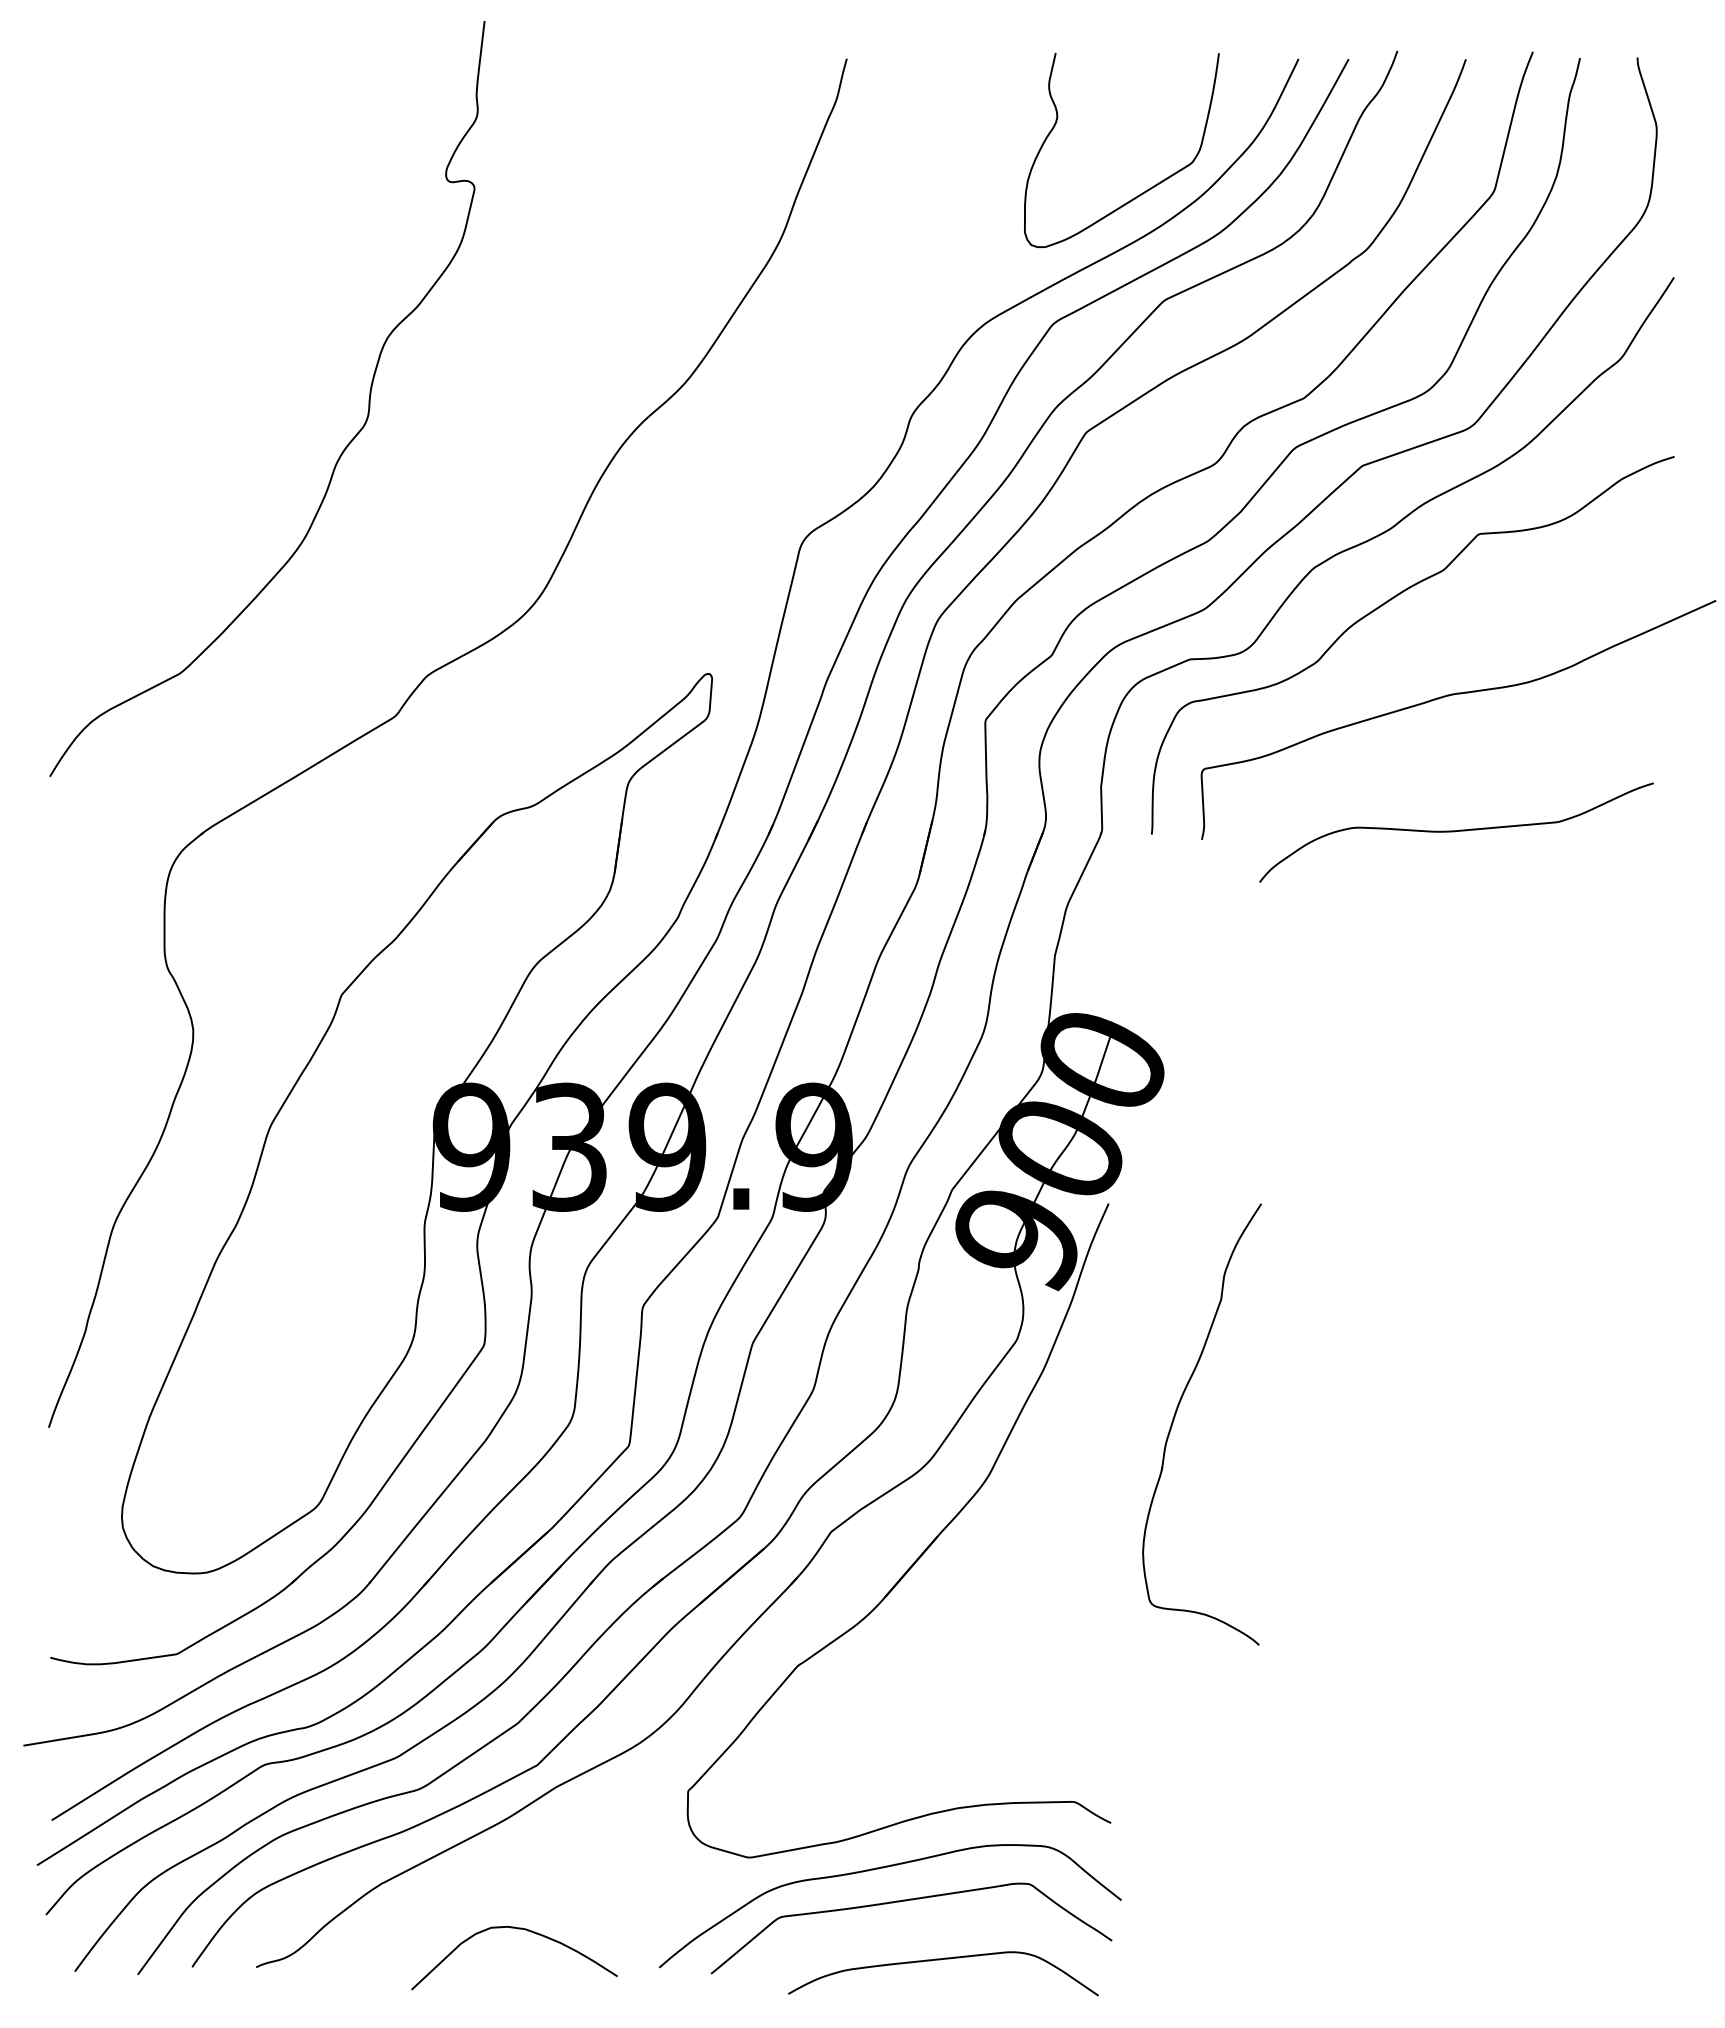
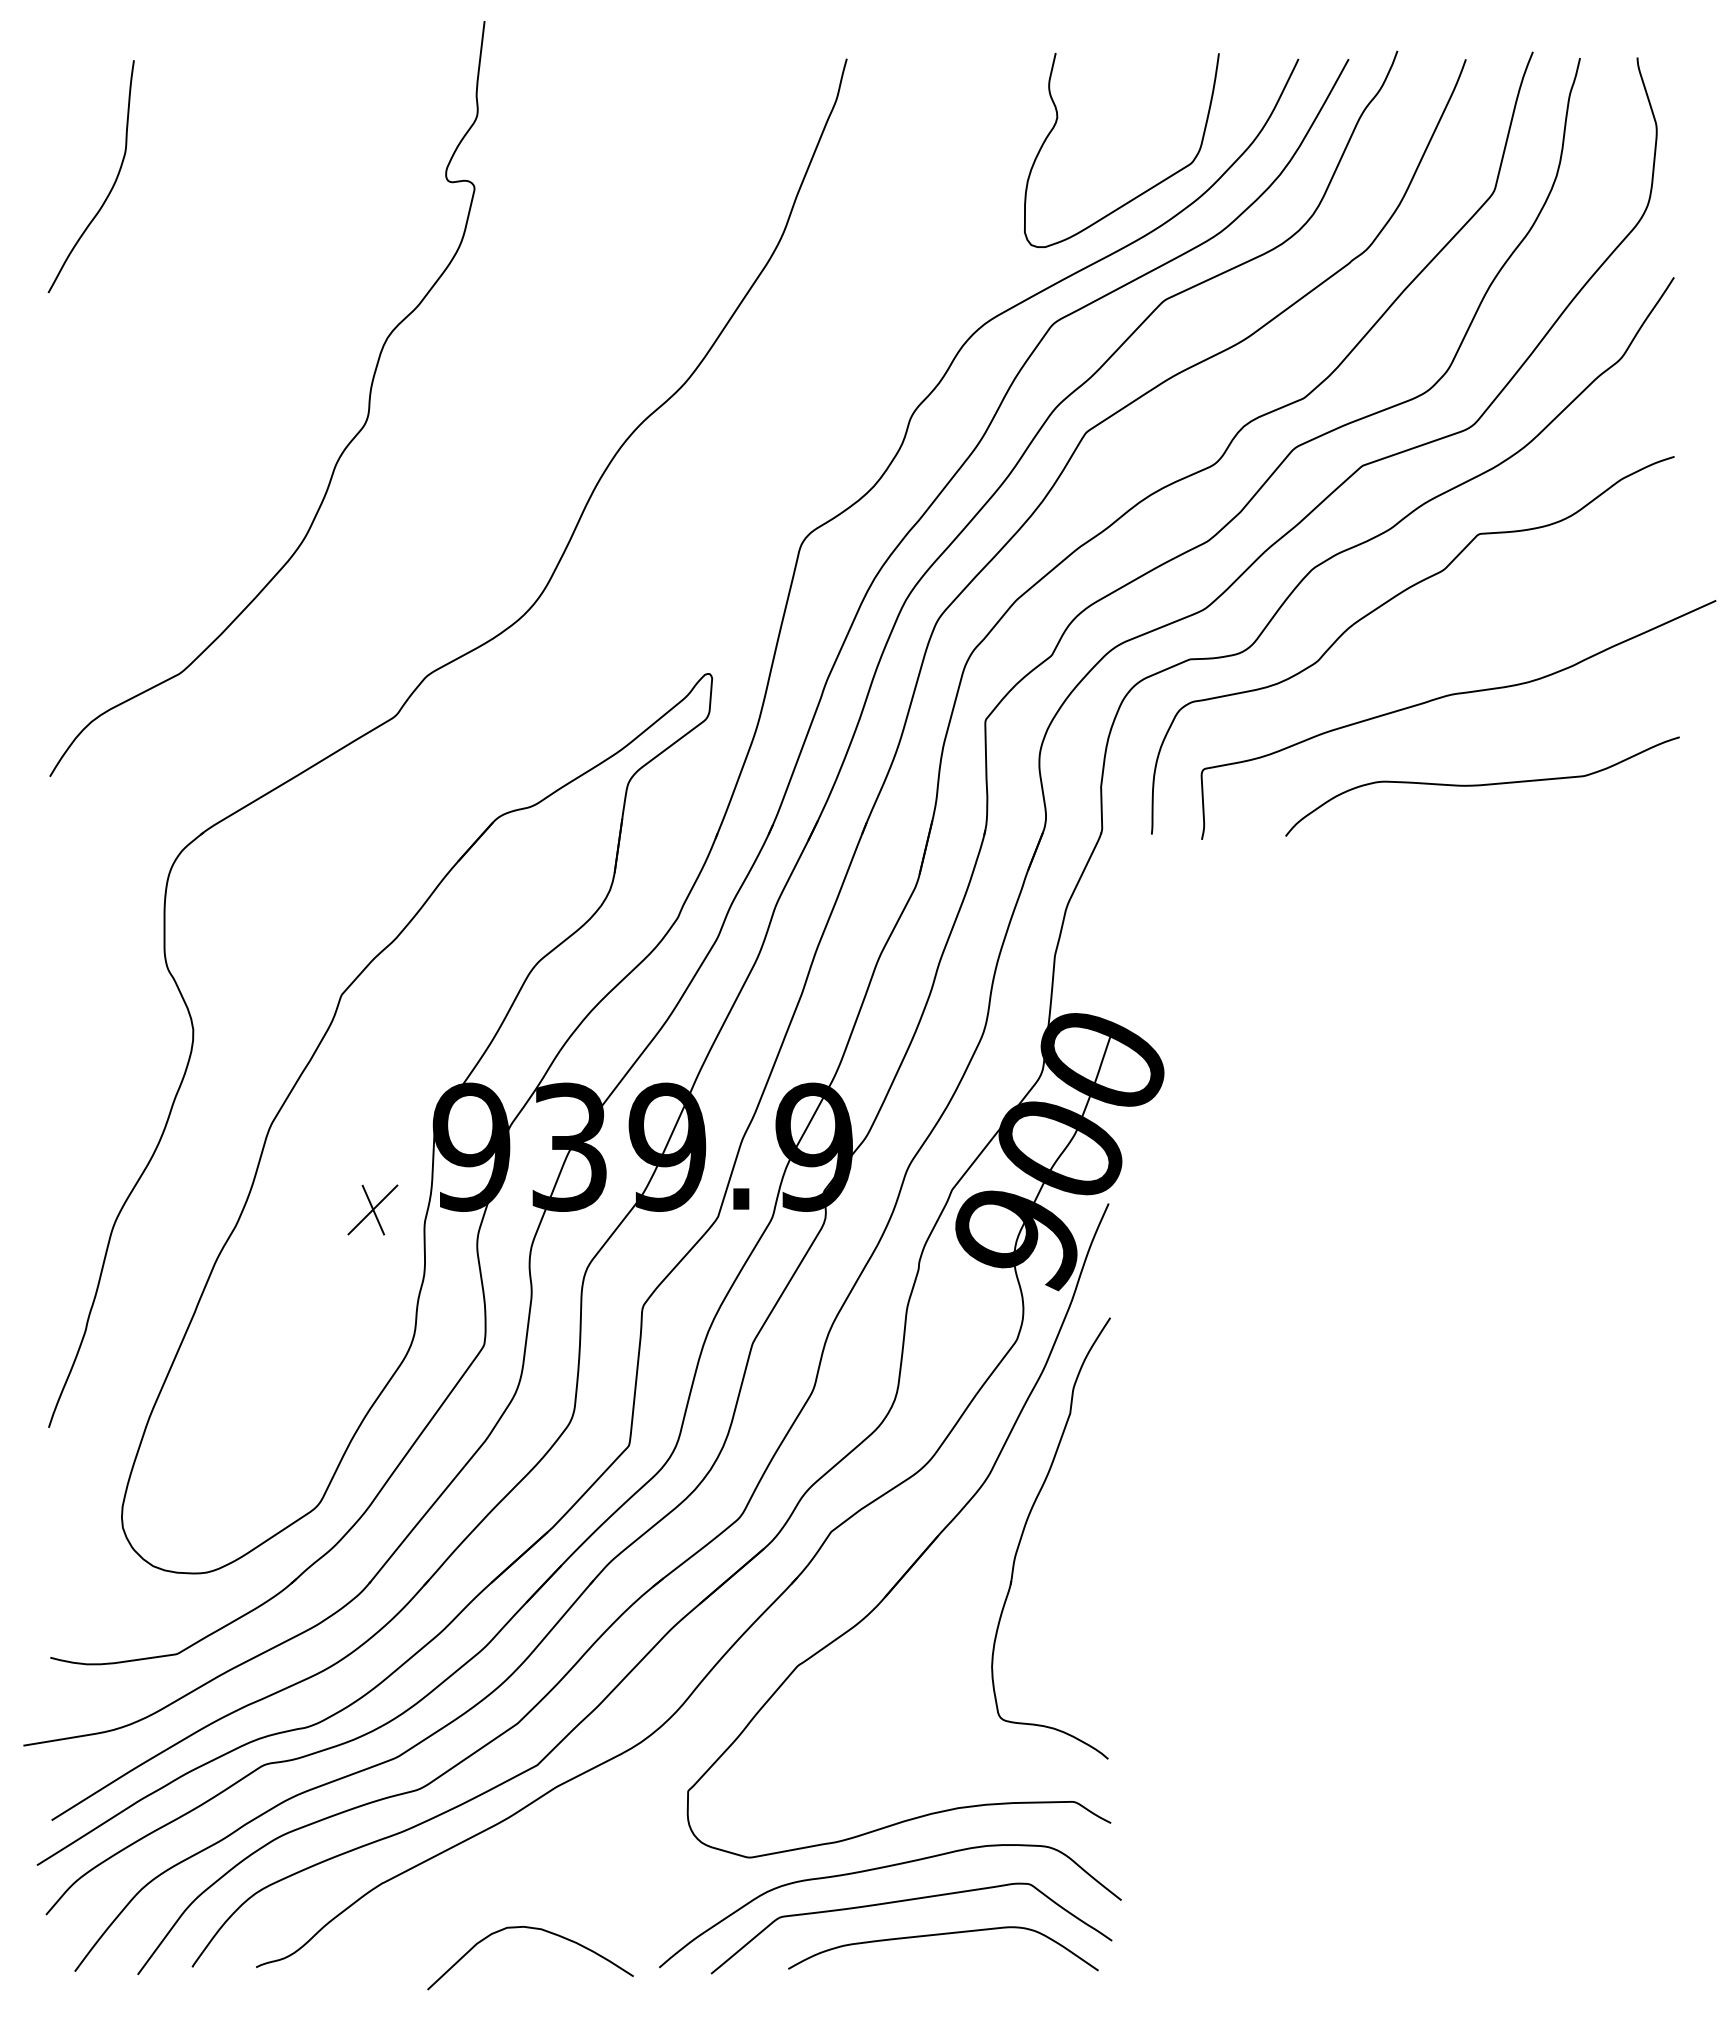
curve: none -> present (111, 187)
curve position: (1456, 831) -> (1482, 785) (1482, 785)
part: none -> present (372, 1209)
part position: (1176, 1414) -> (1025, 1528) (1025, 1528)
curve position: (517, 1929) -> (533, 1929) (533, 1929)
curve position: (940, 1960) -> (940, 1935) (940, 1935)
